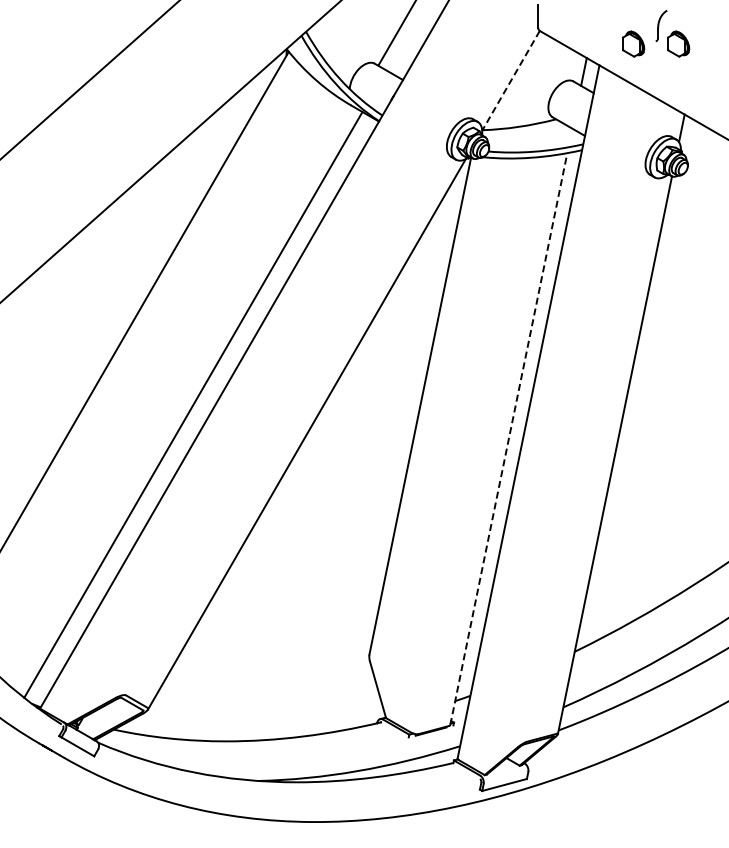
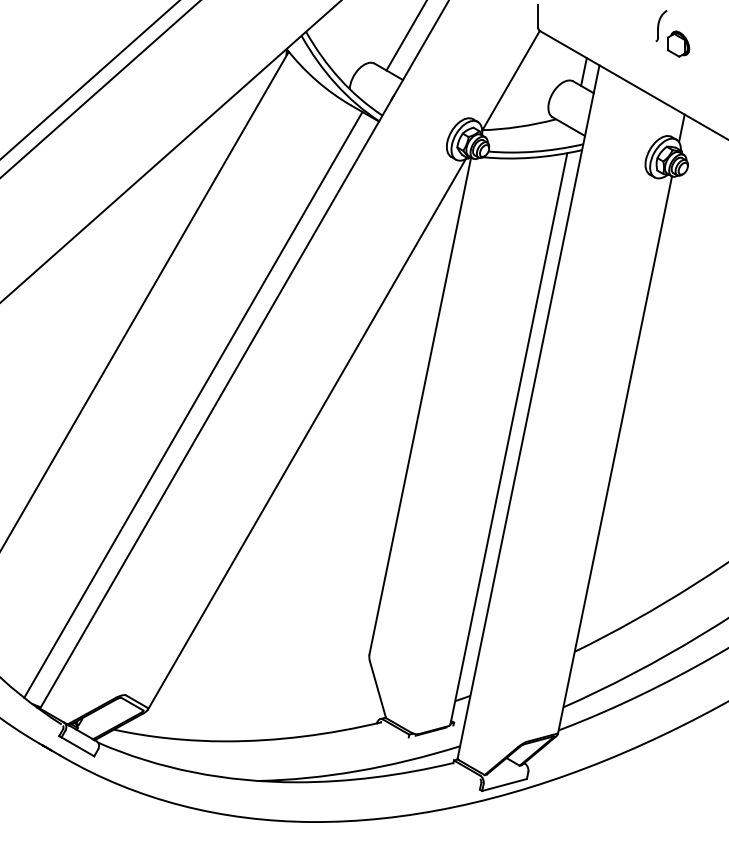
line position: (396, 33) -> (405, 36) (405, 36)
part: present -> none (633, 43)
line: dashed -> solid (511, 80)
line: none -> present (100, 89)
line: dashed -> solid (508, 439)
